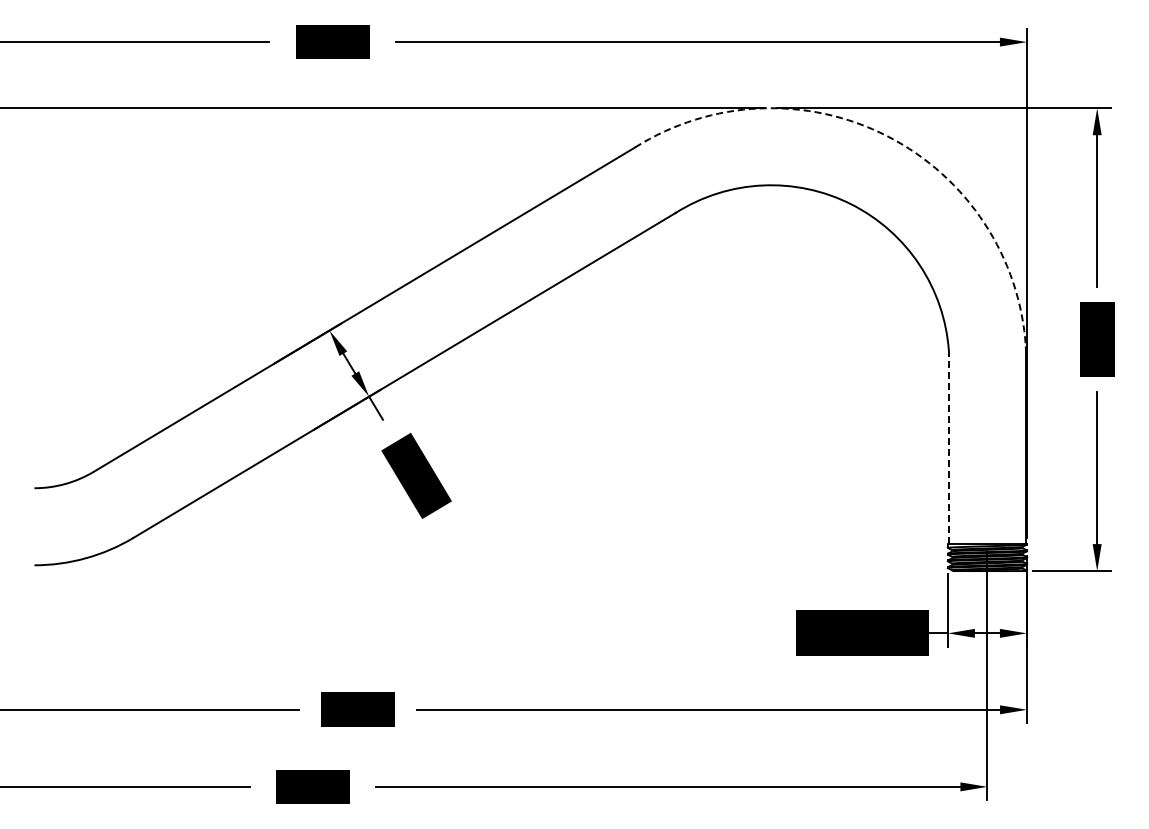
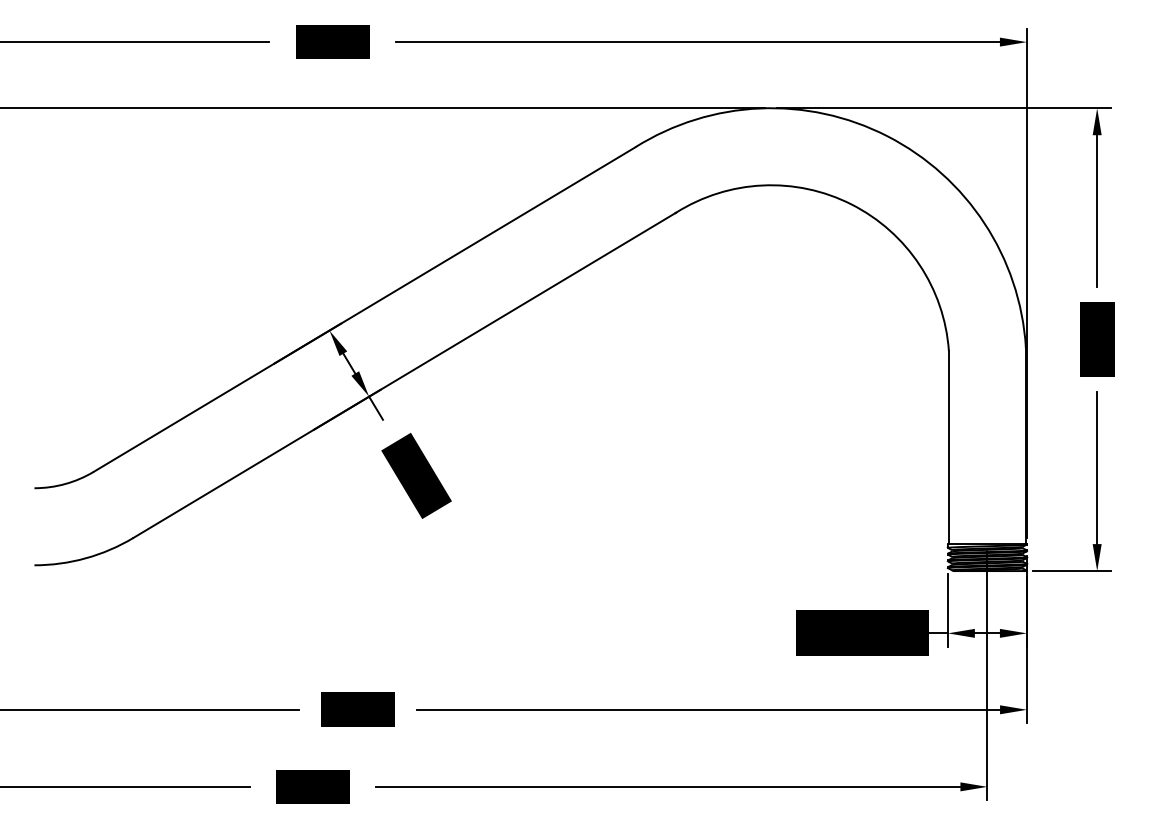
arc: dashed -> solid (887, 136)
line: dashed -> solid (948, 447)
